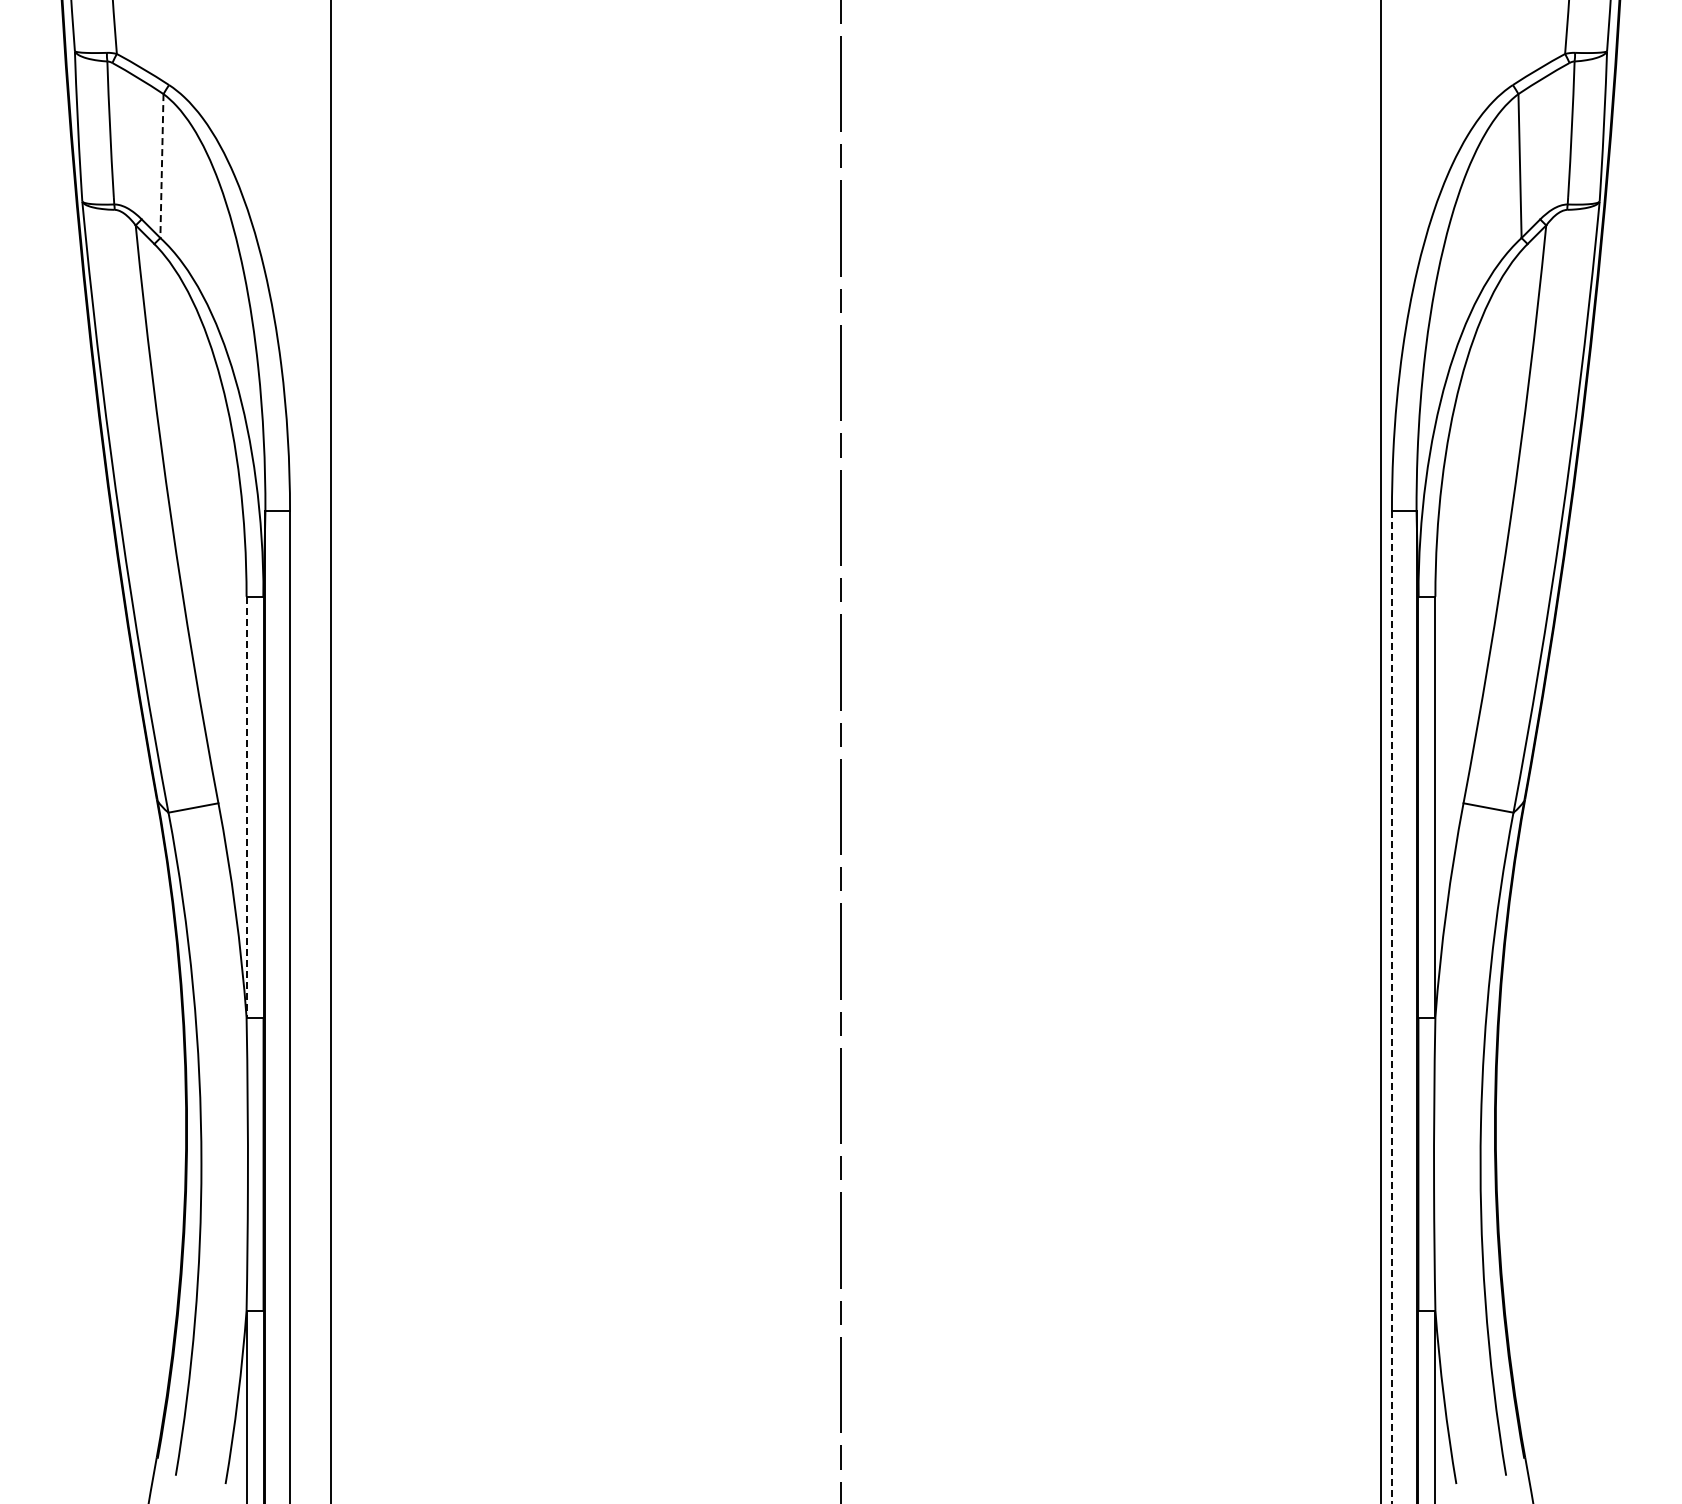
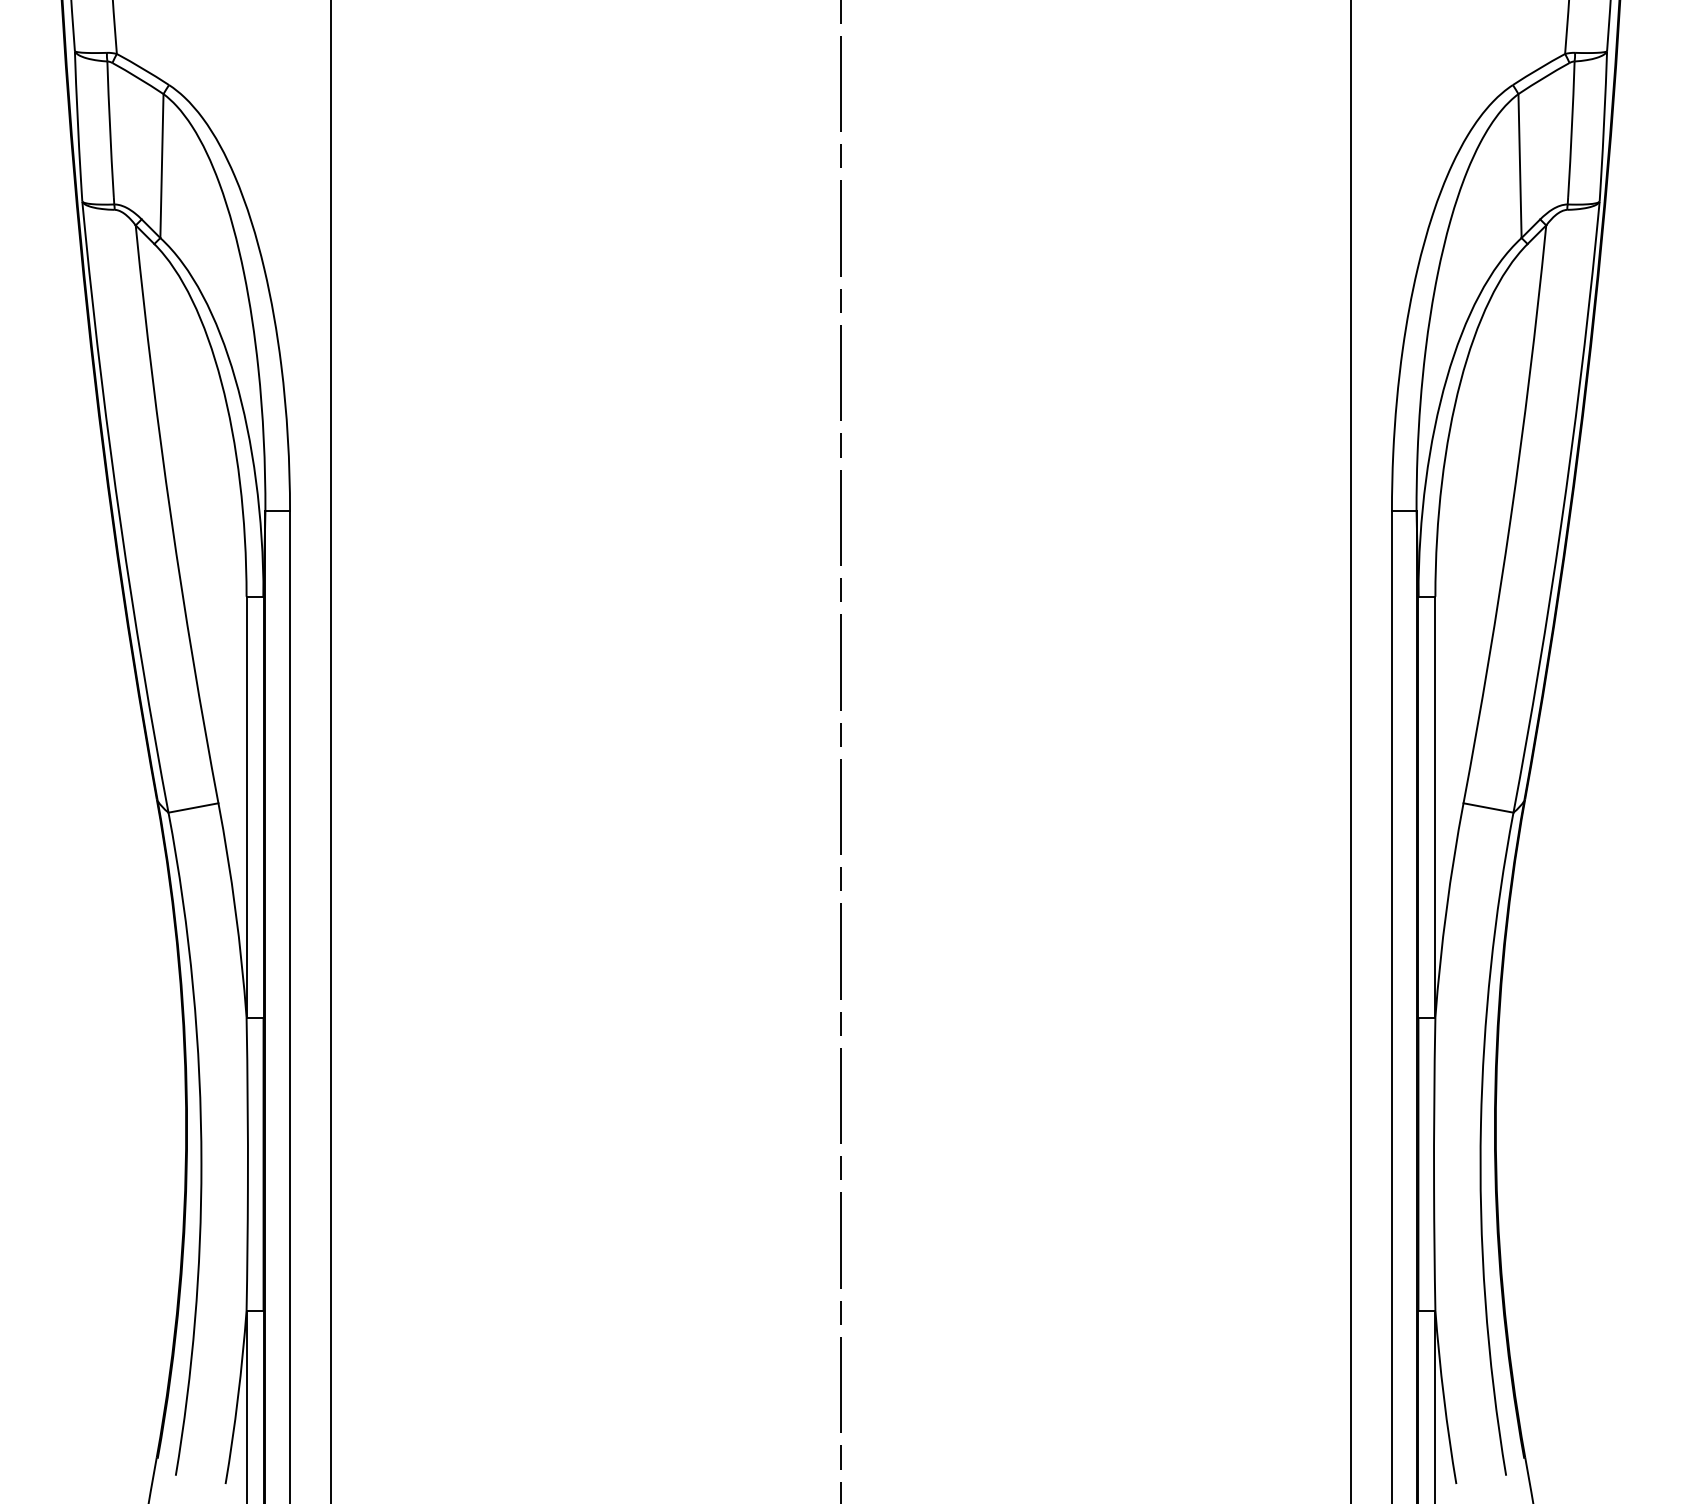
line: dashed -> solid (161, 166)
line position: (1381, 751) -> (1351, 751) (1351, 751)
line: dashed -> solid (246, 807)
line: dashed -> solid (1391, 1007)
